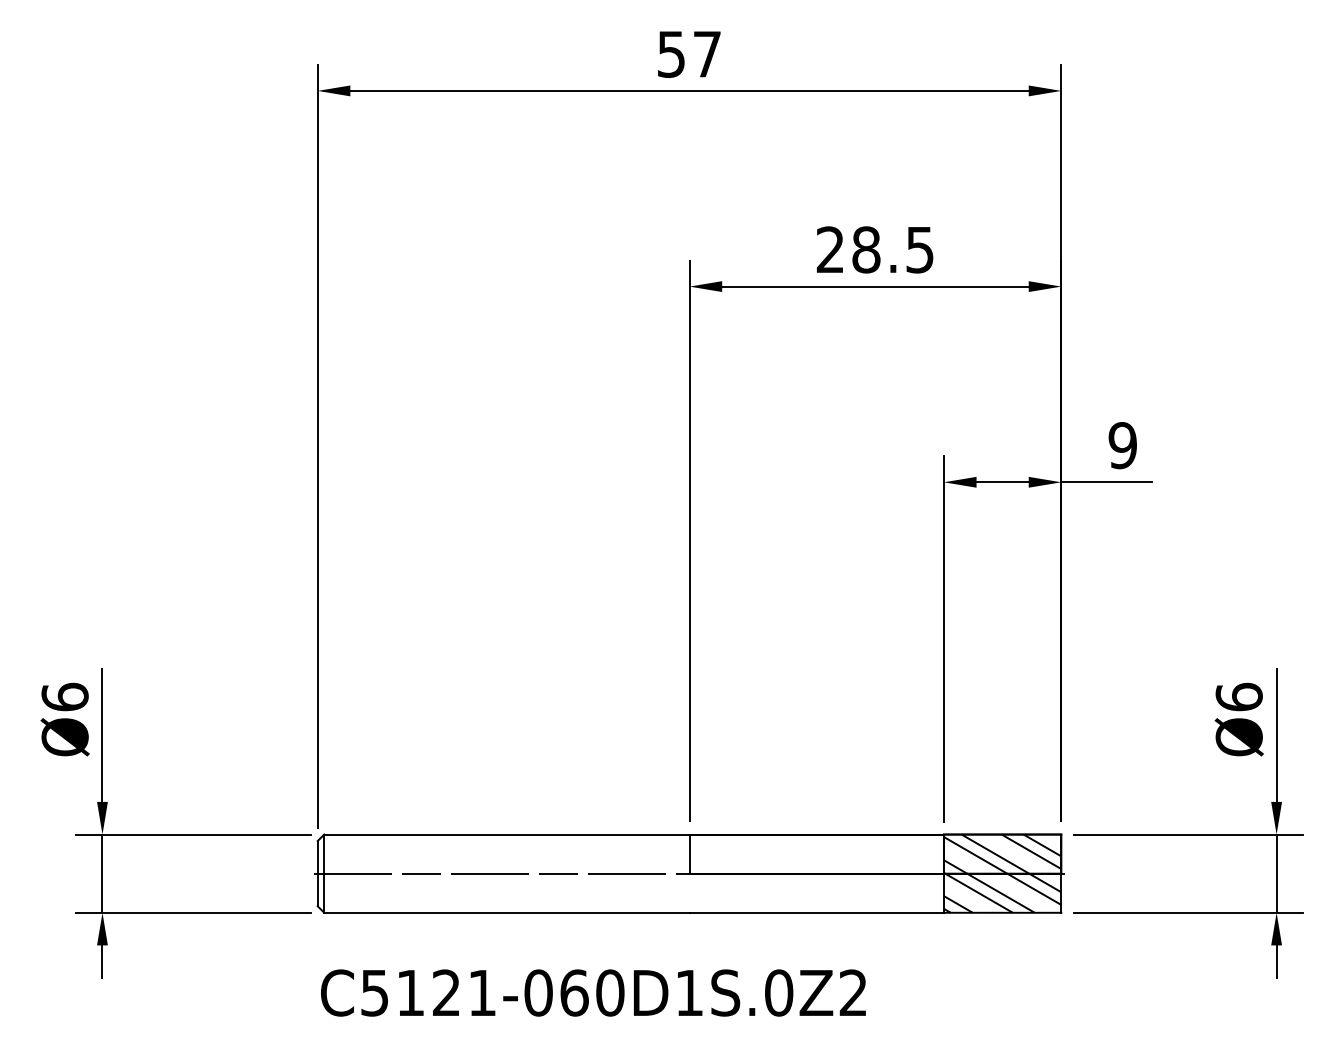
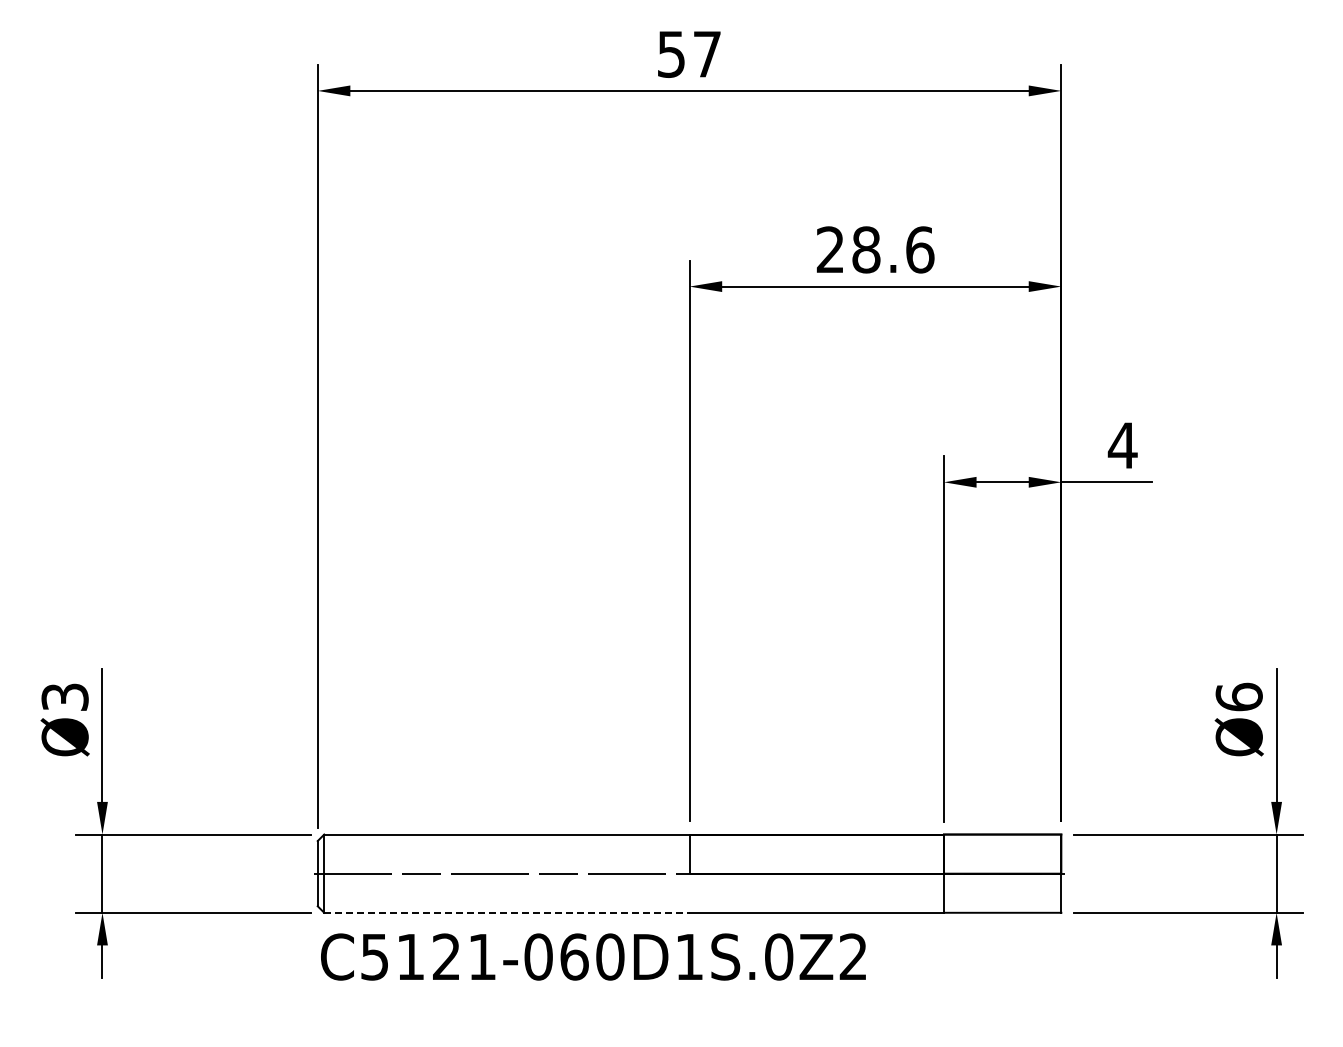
text: 28.5 -> 28.6 (920, 249)
text: 9 -> 4 (1122, 445)
text: Ø6 -> Ø3 (64, 696)
hatch: present -> none (1002, 873)
line: solid -> dashed (506, 912)
text position: (593, 992) -> (593, 956) (593, 956)
